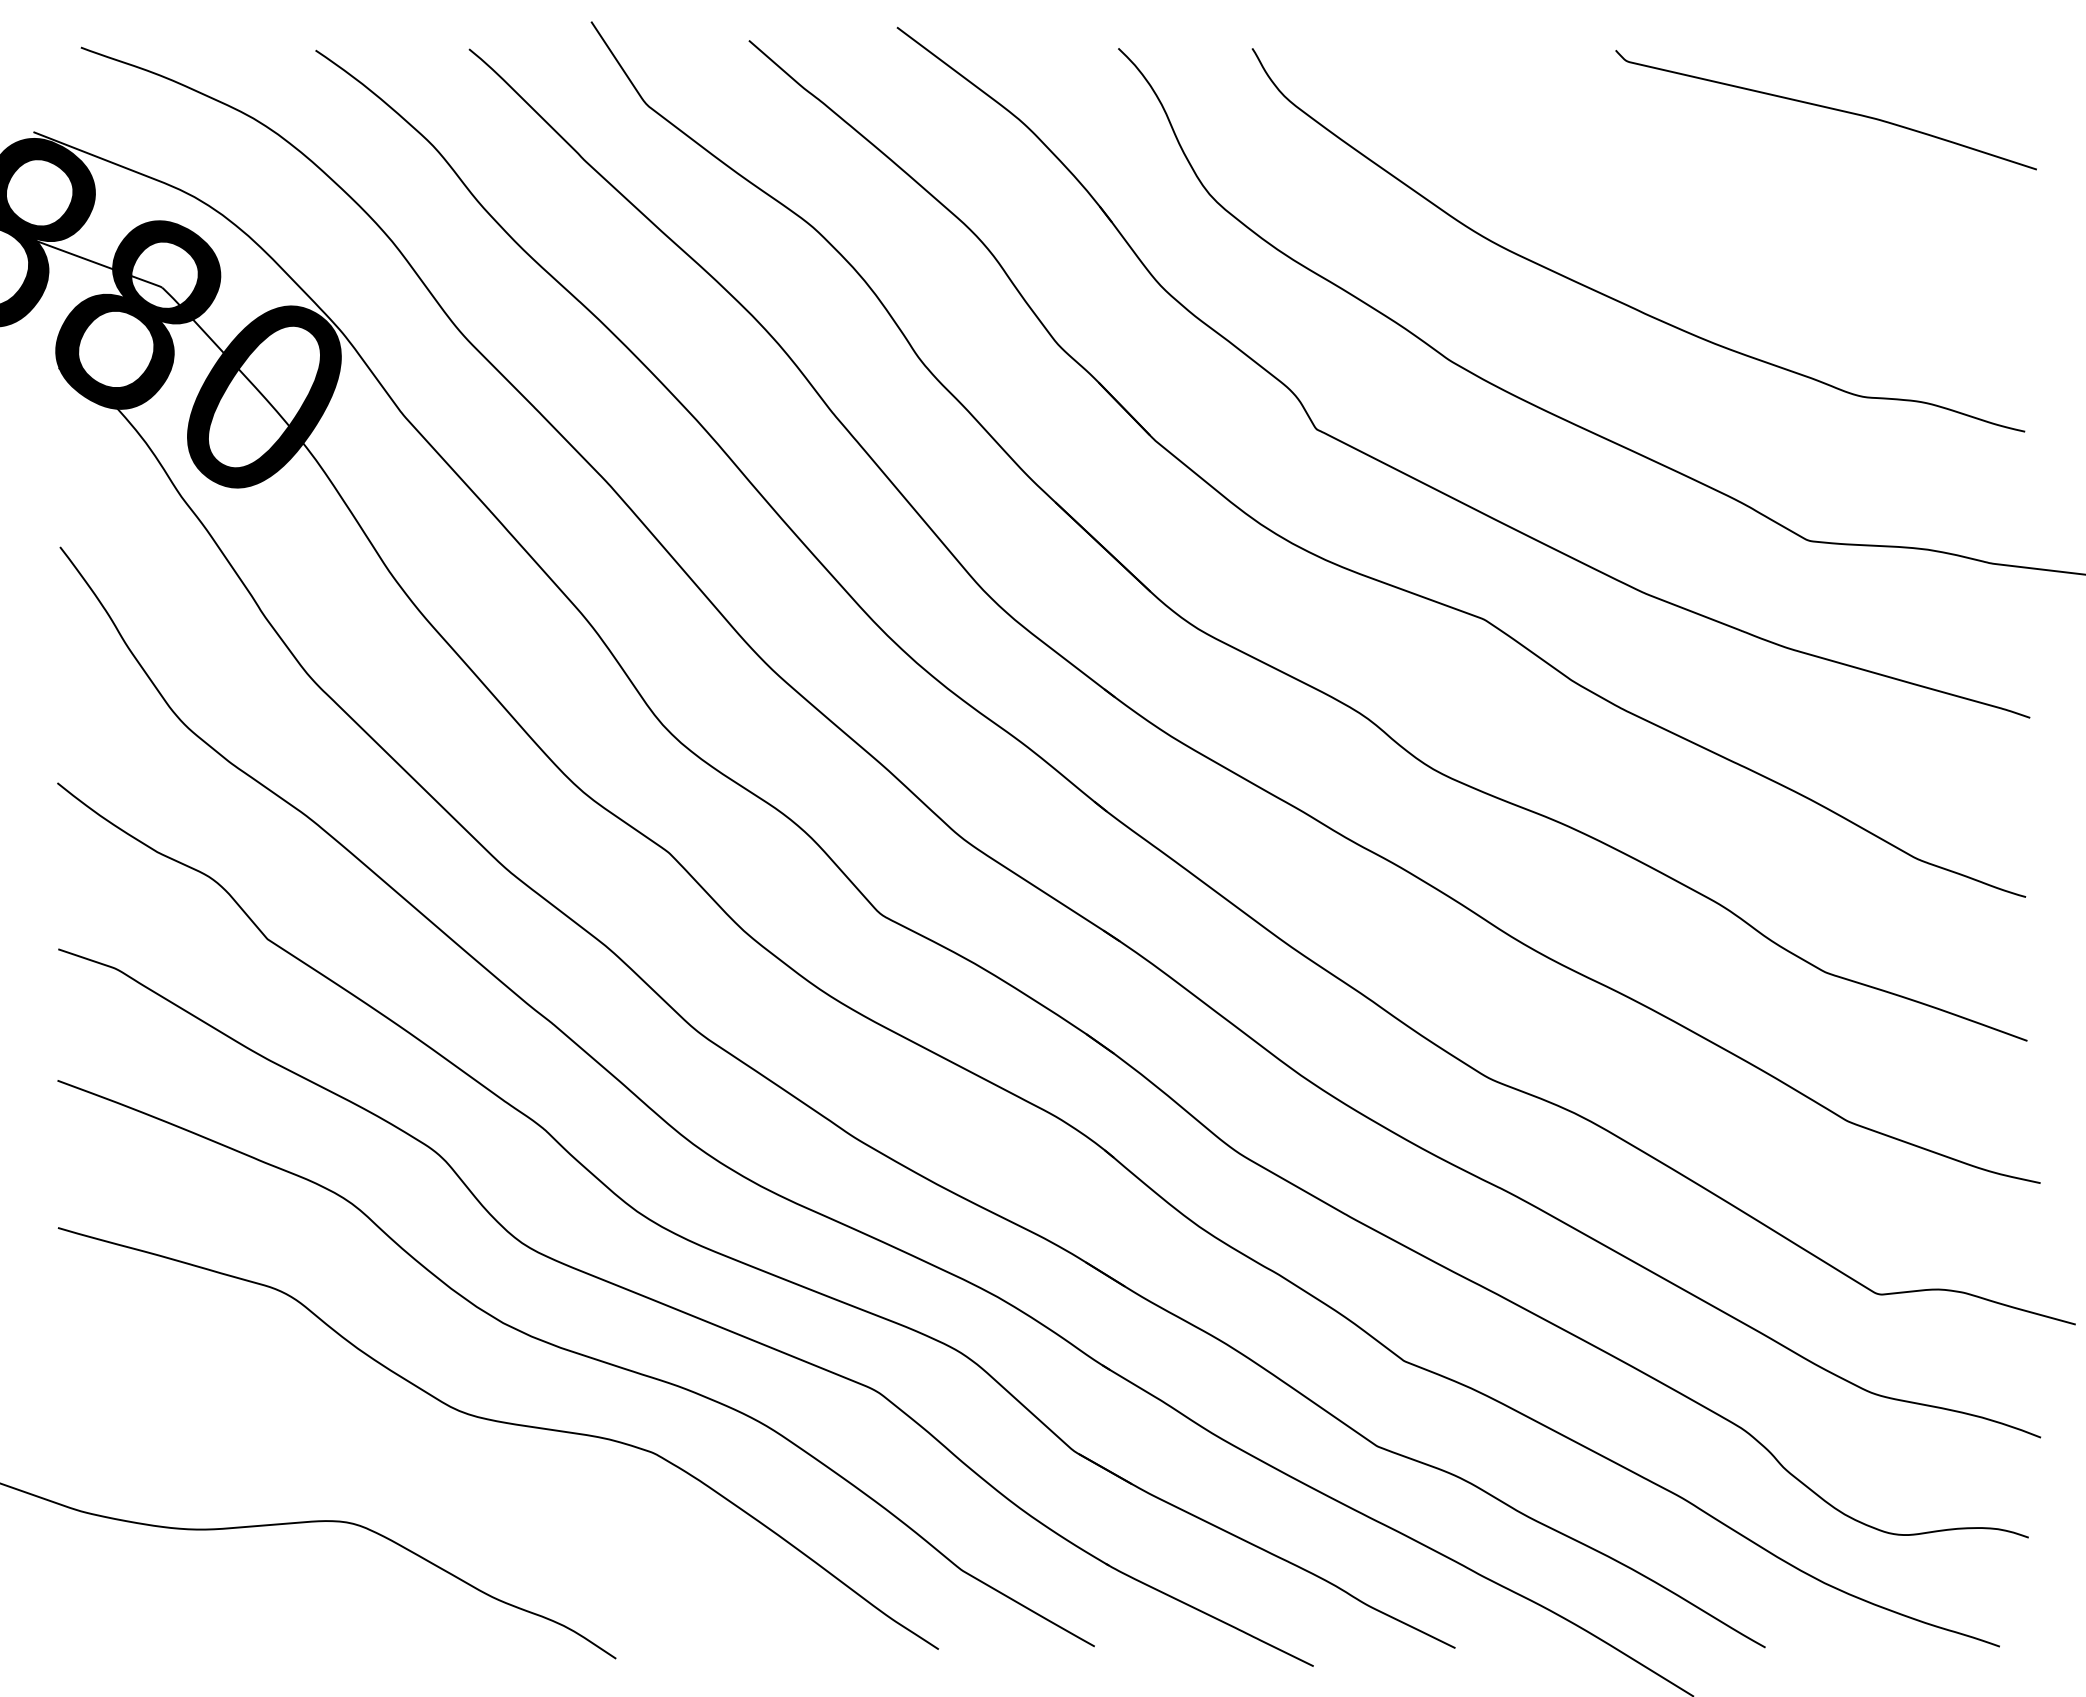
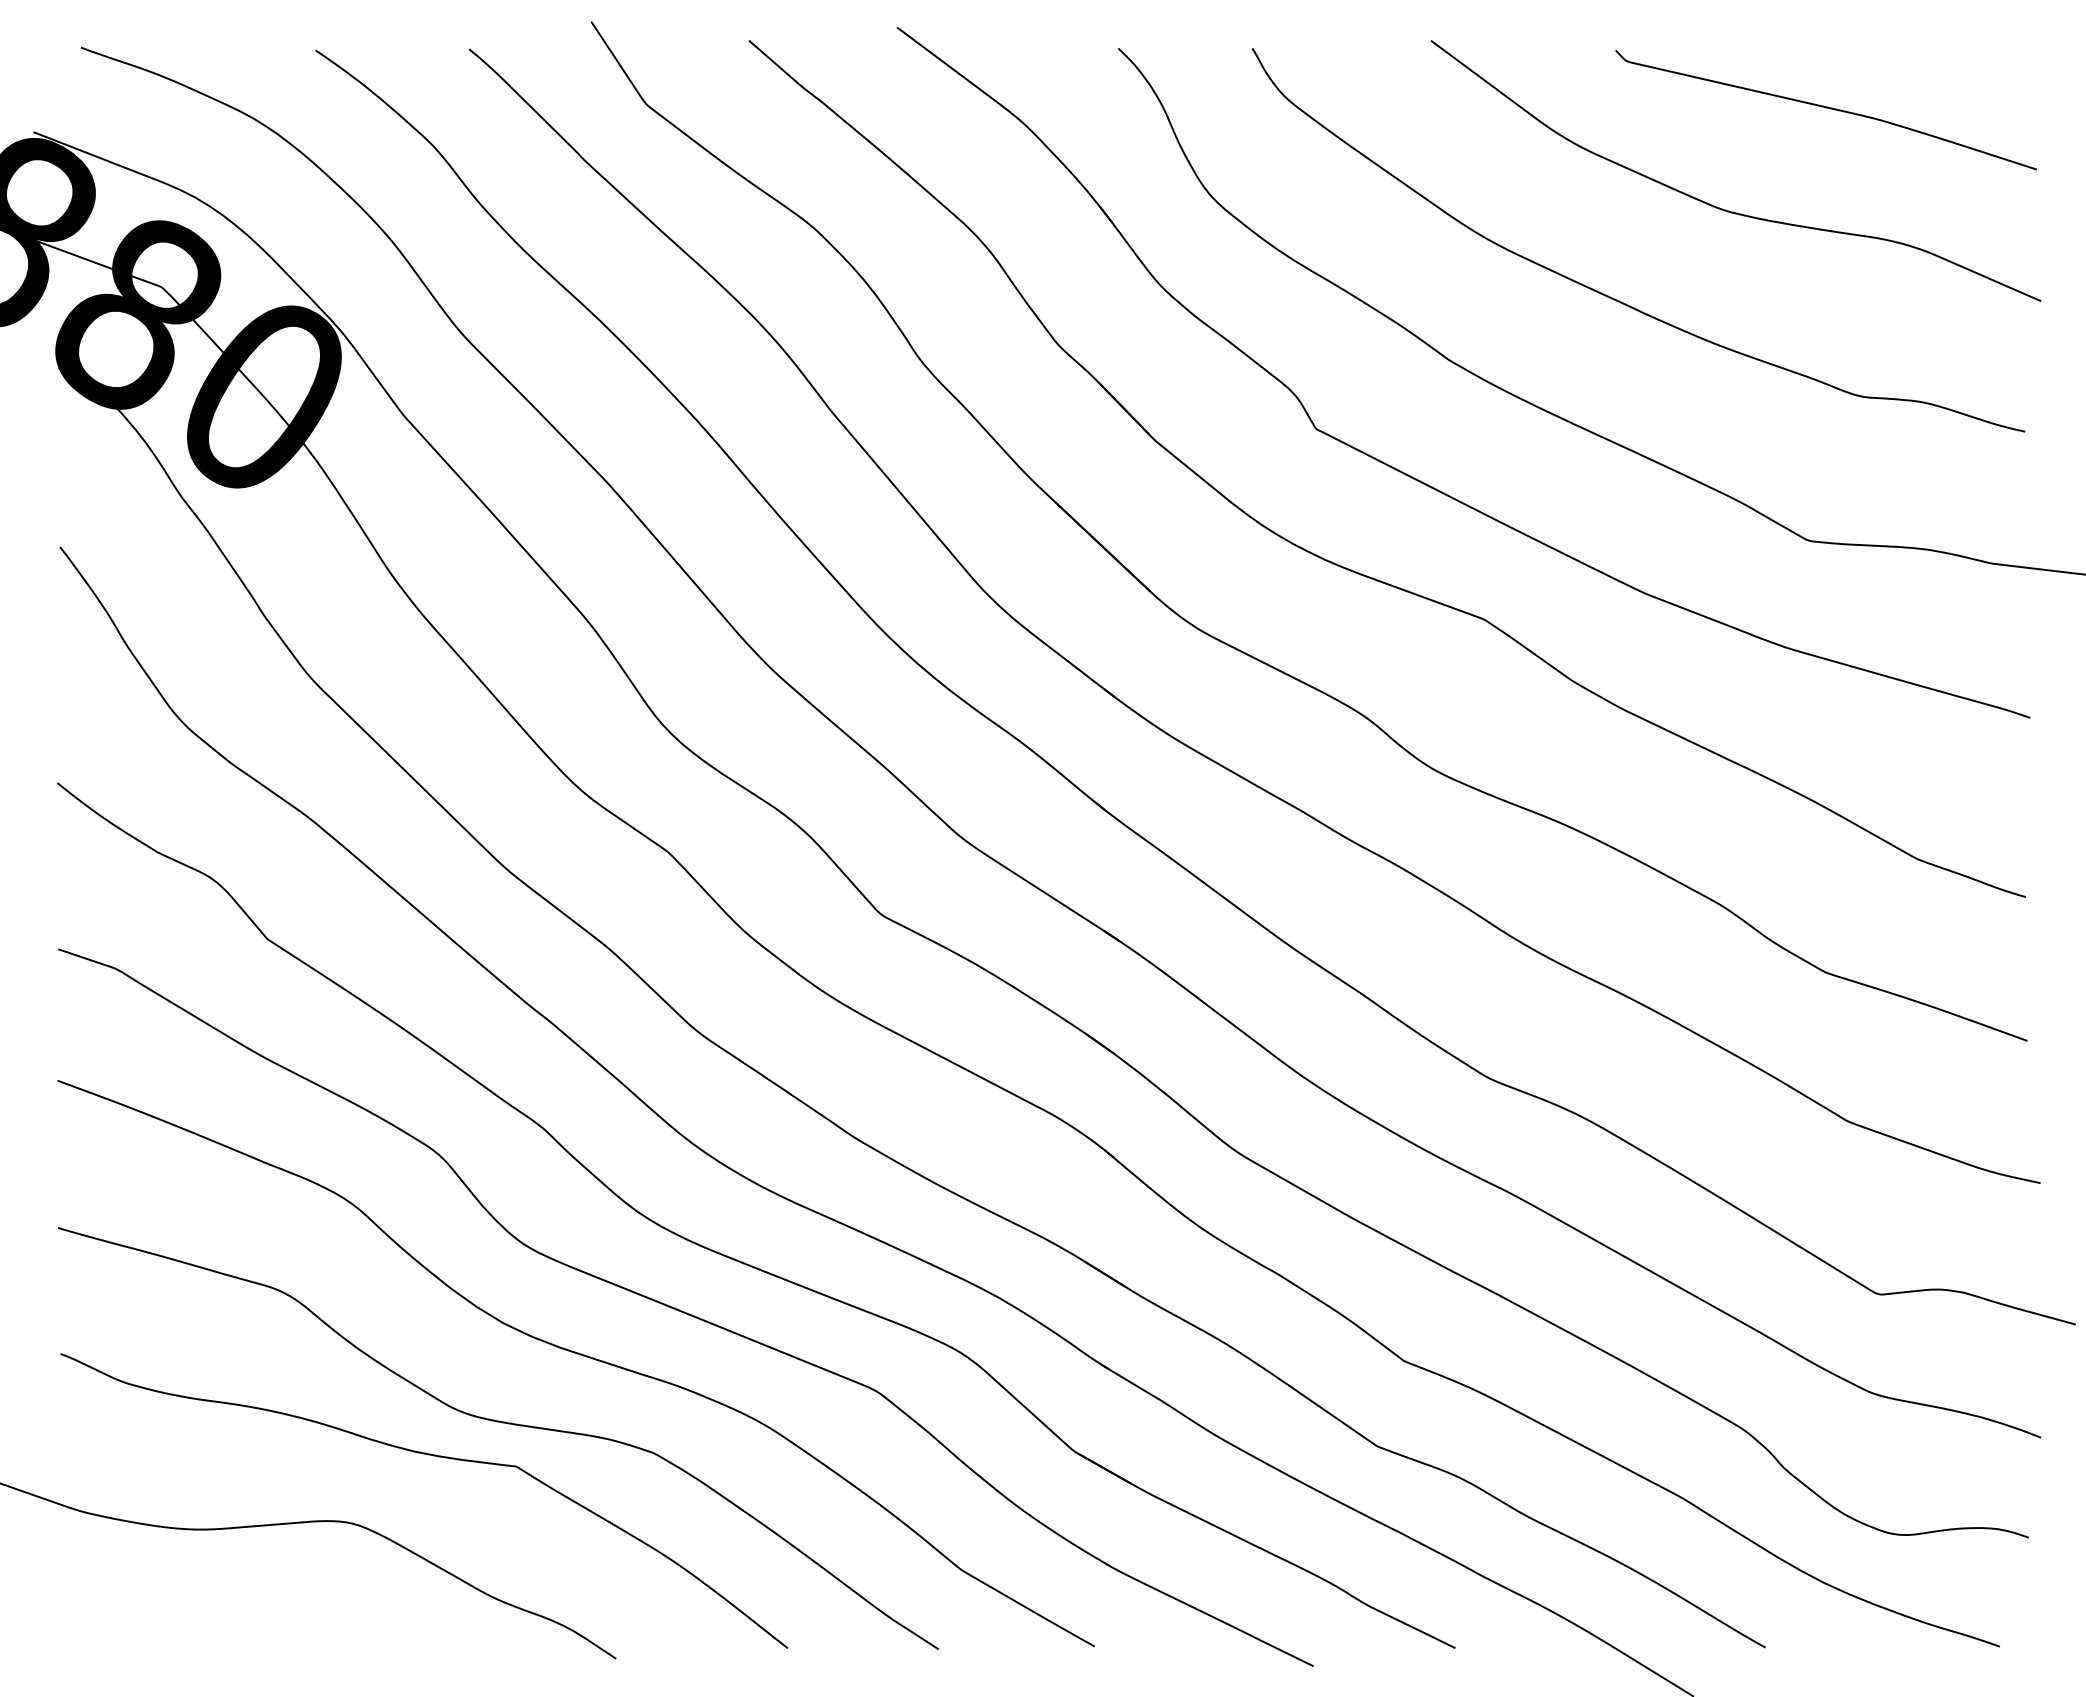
curve: none -> present (1722, 208)
curve: none -> present (433, 1456)
